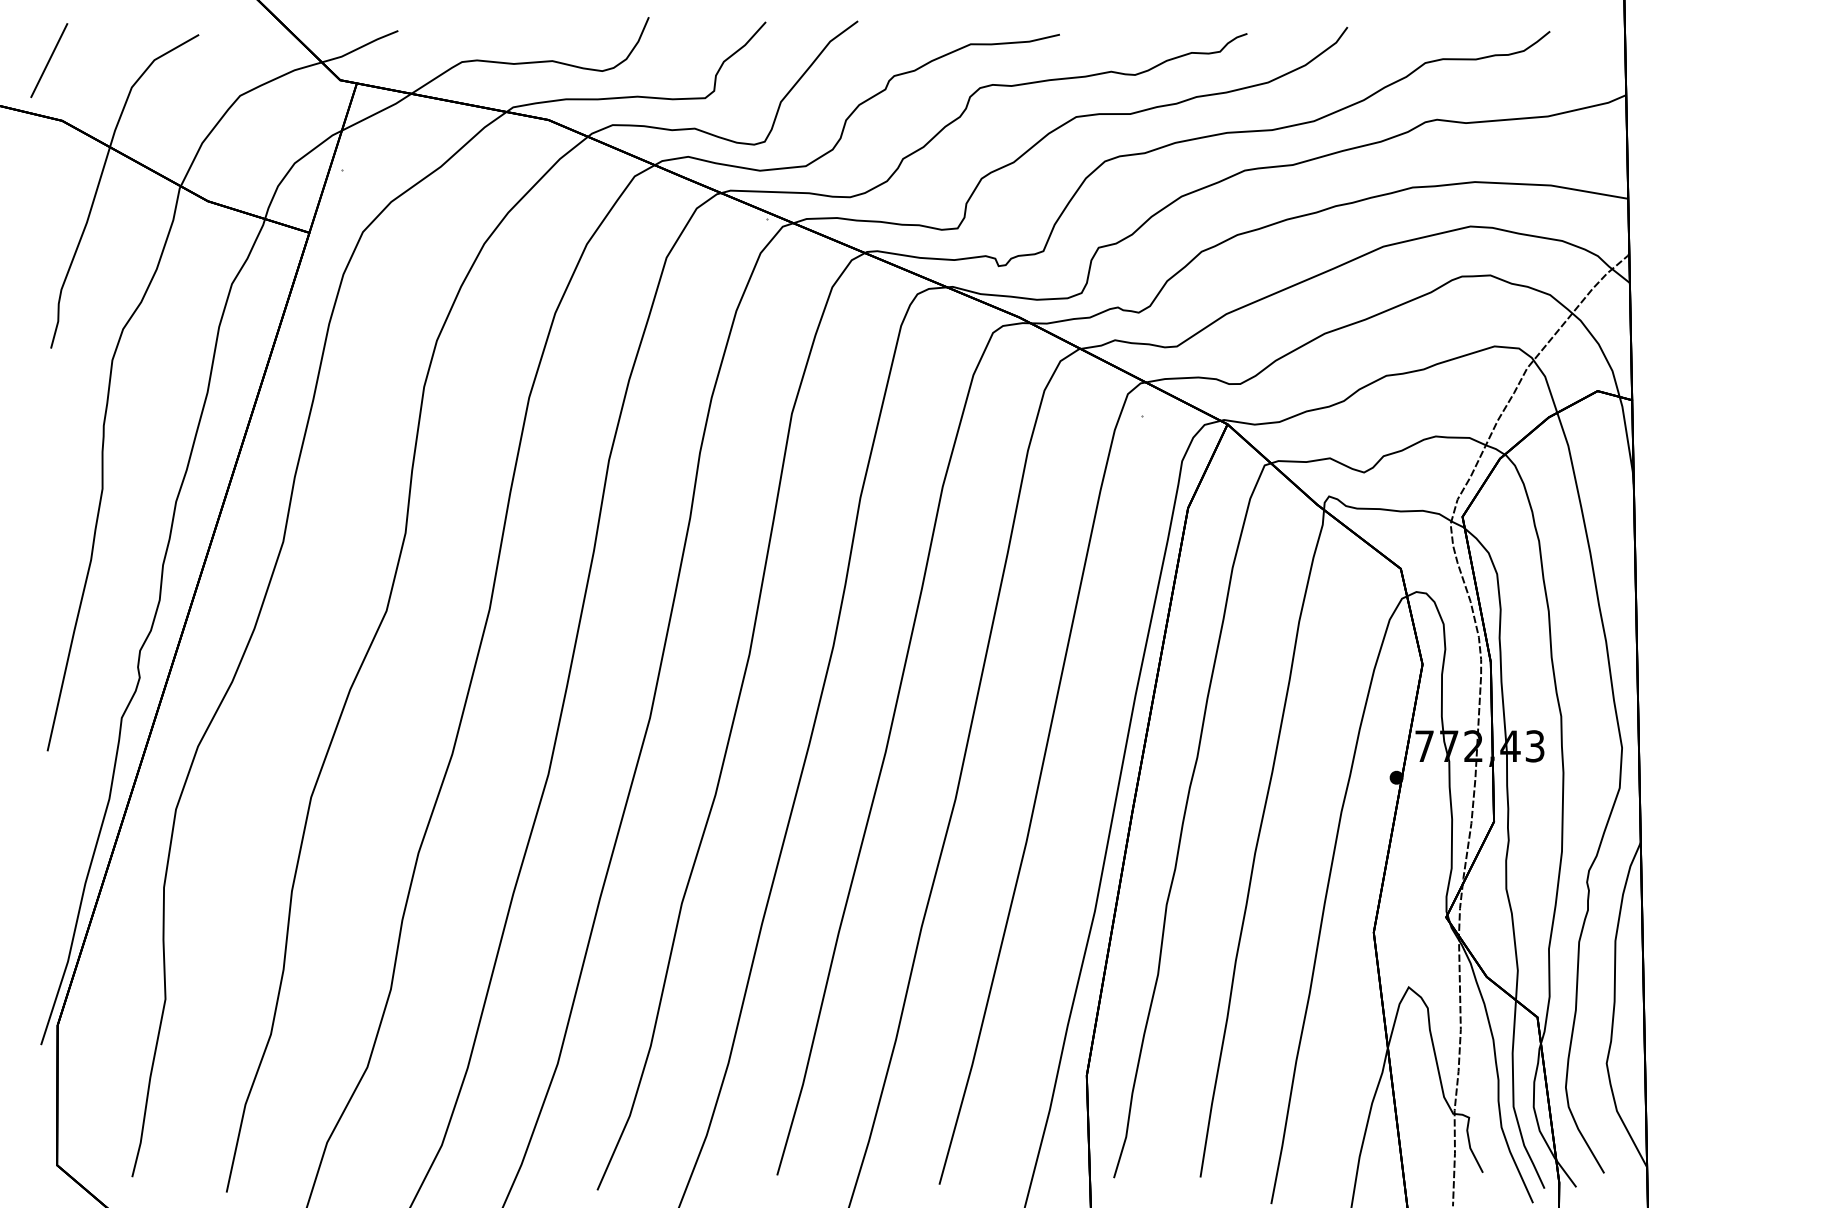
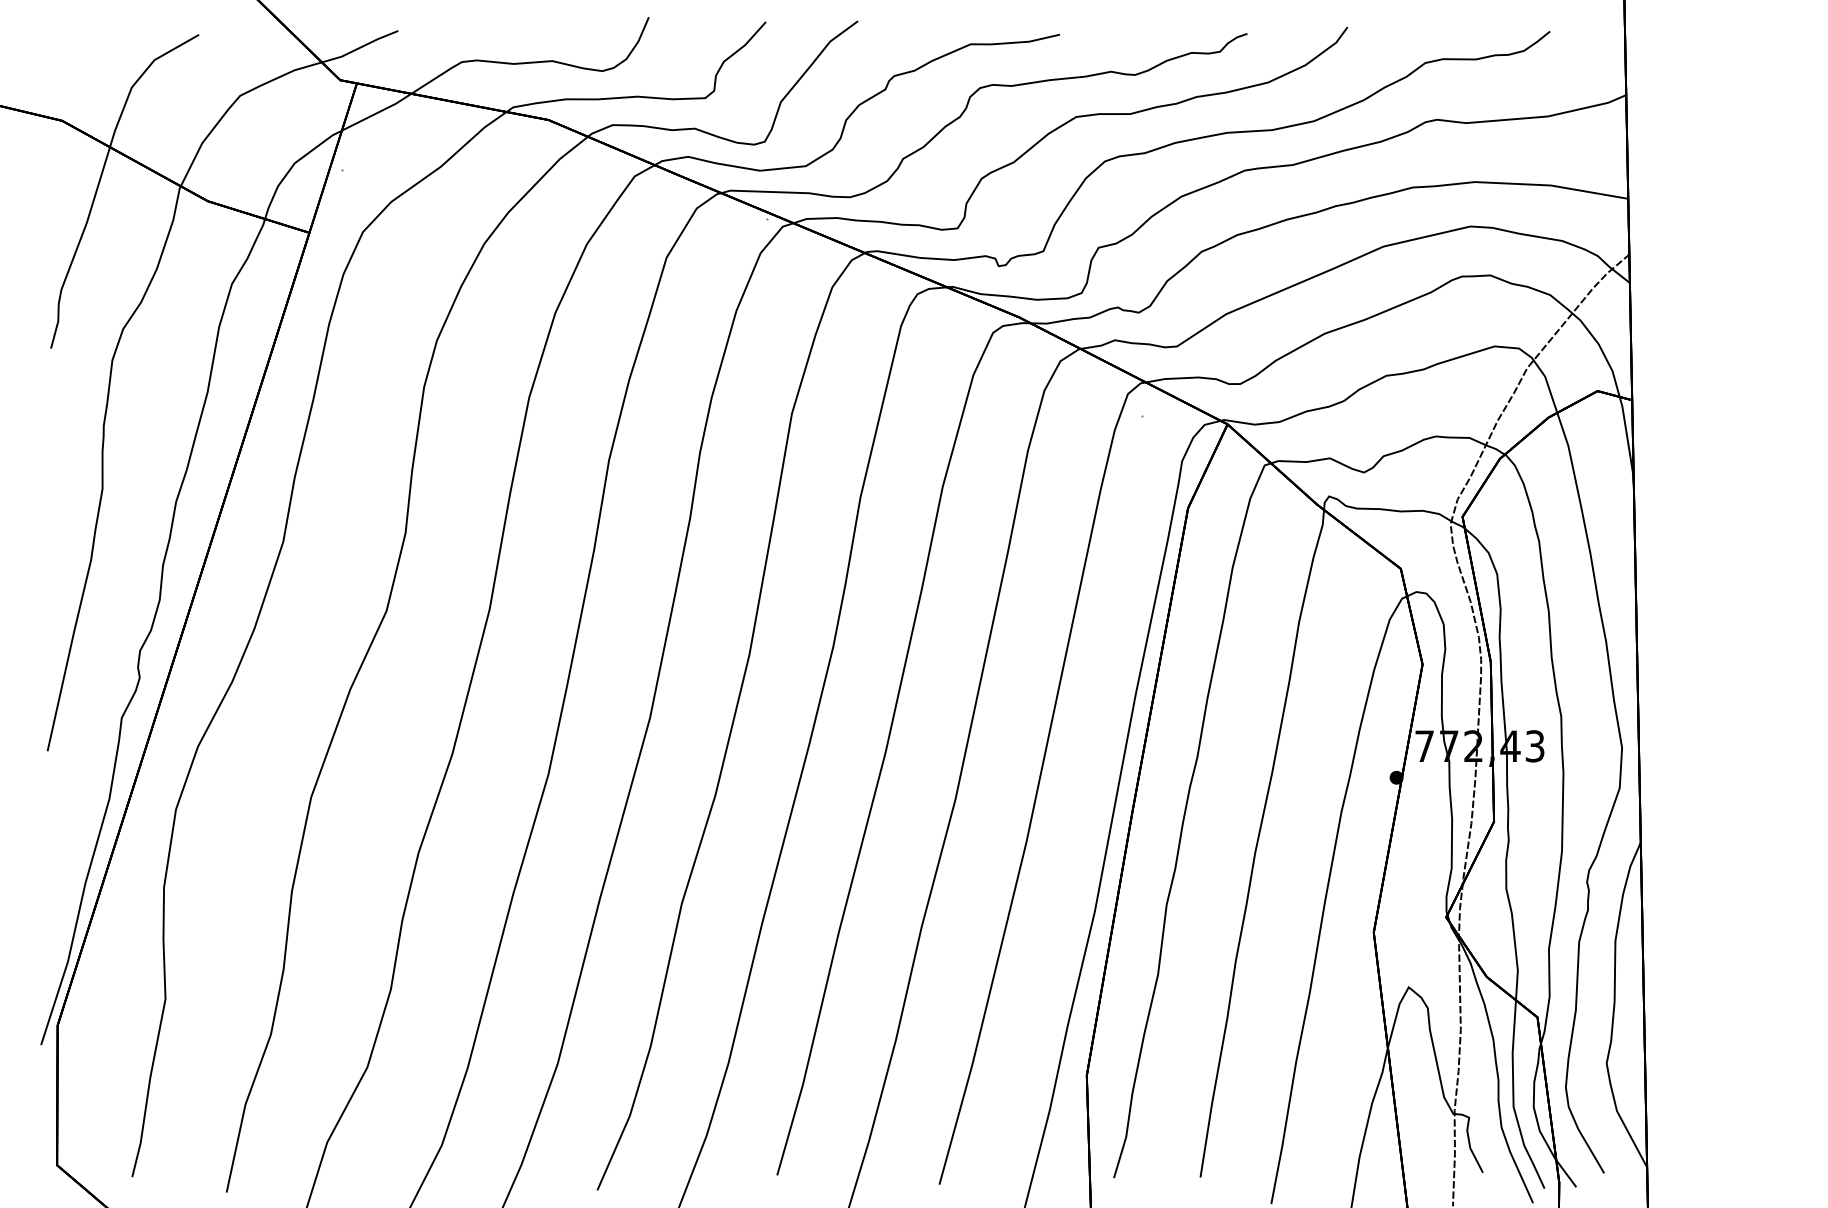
line: present -> none (49, 60)
